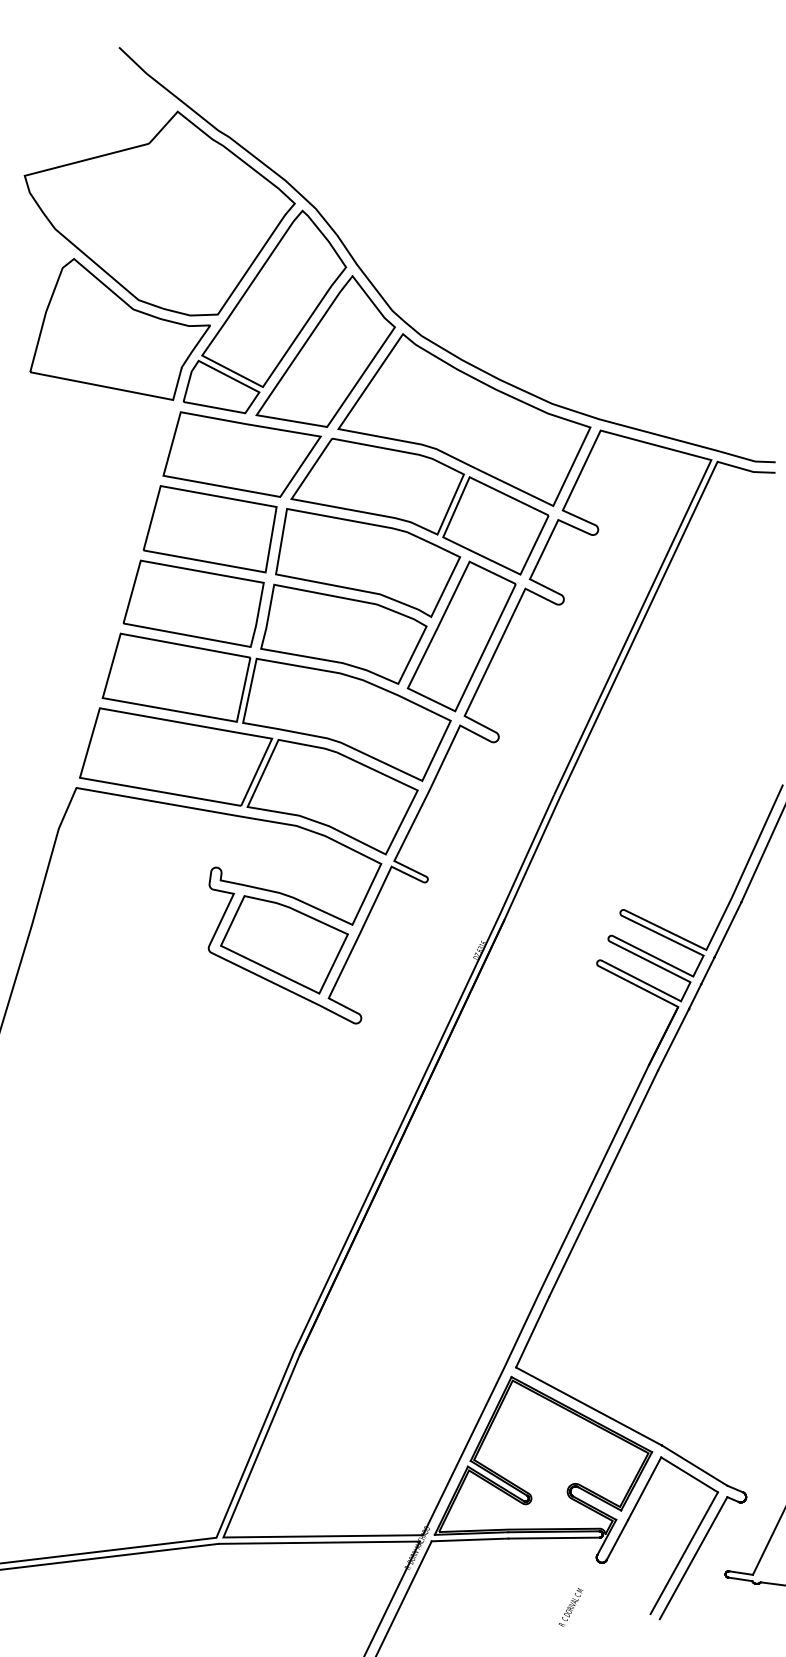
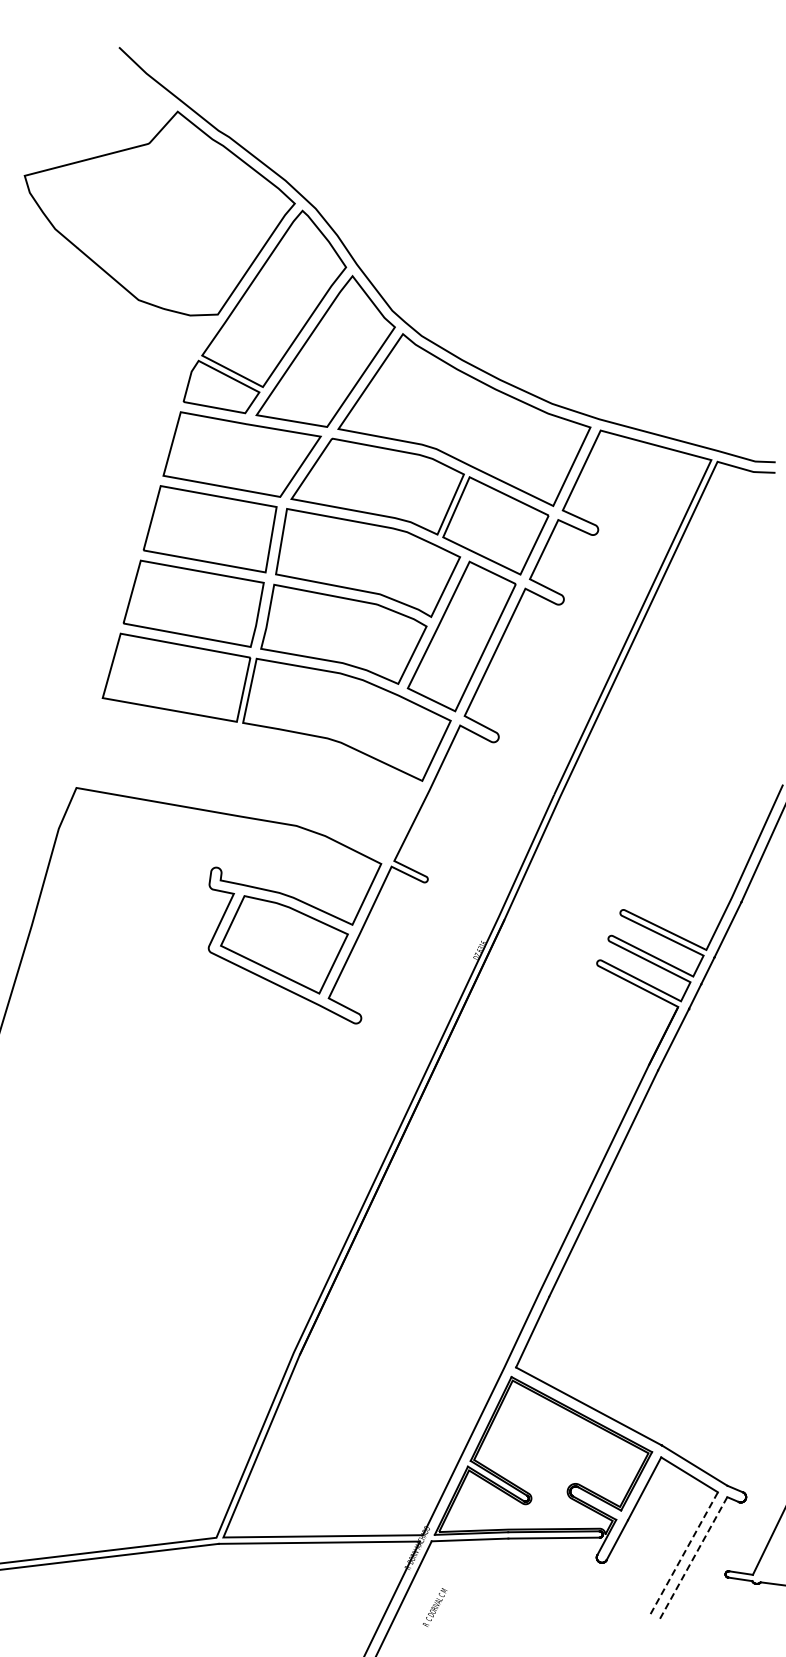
part: present -> none (119, 329)
part: present -> none (248, 781)
line: solid -> dashed (684, 1553)
line: solid -> dashed (693, 1558)
text position: (570, 1607) -> (434, 1607) (434, 1607)
